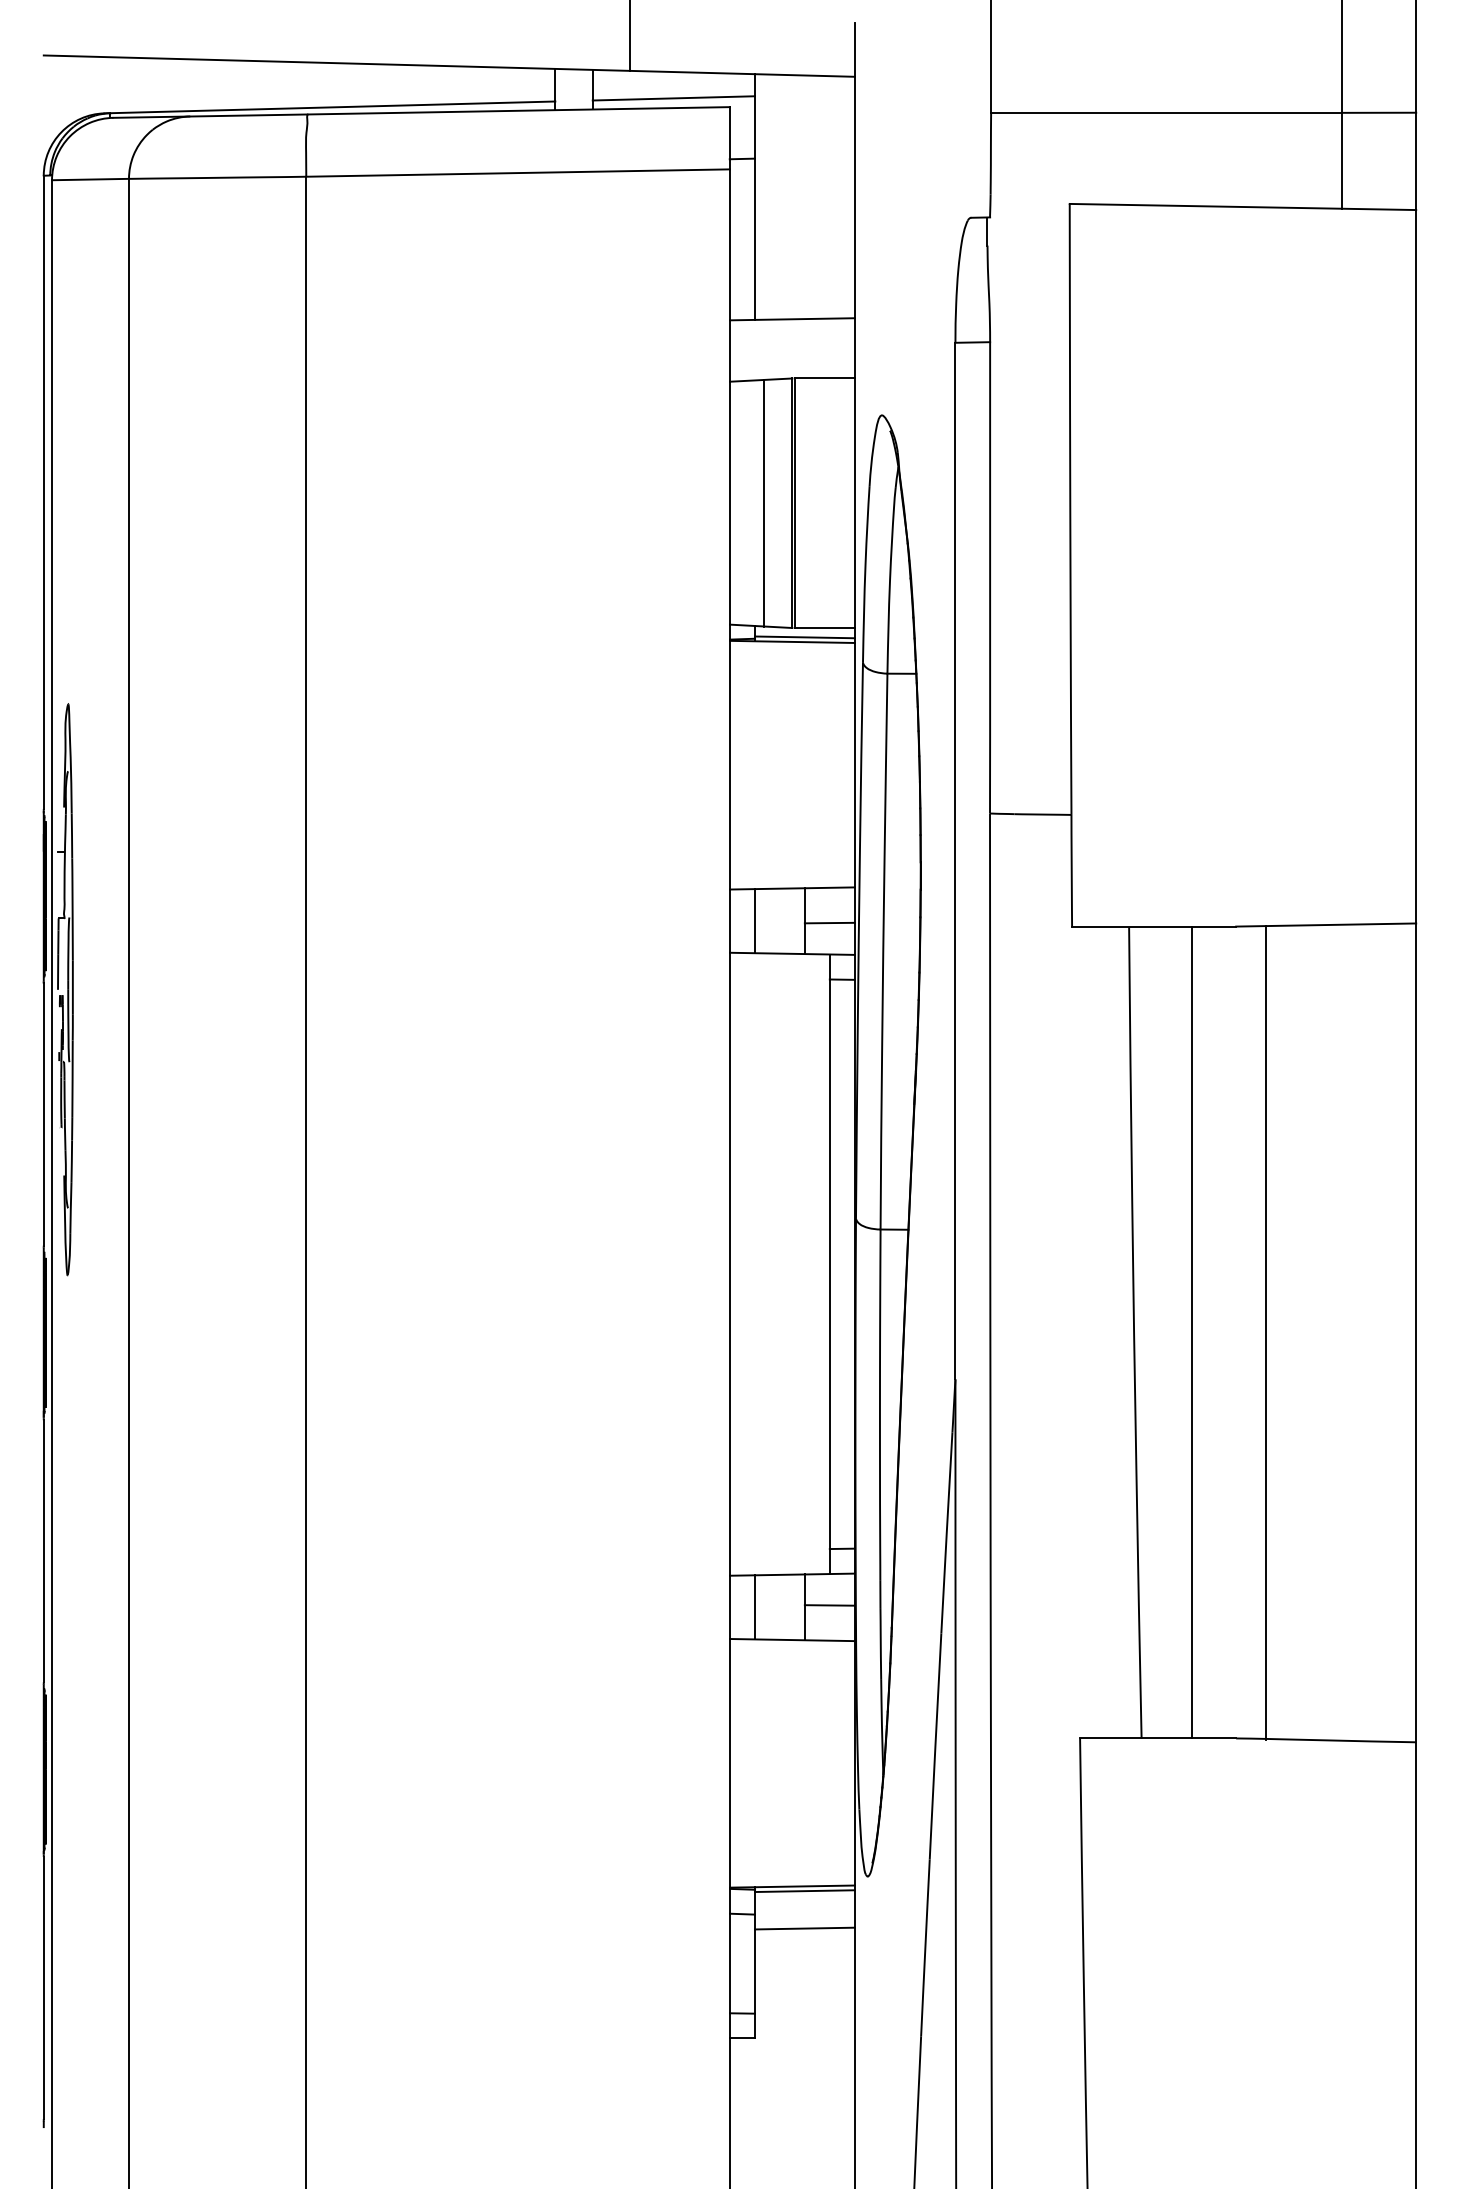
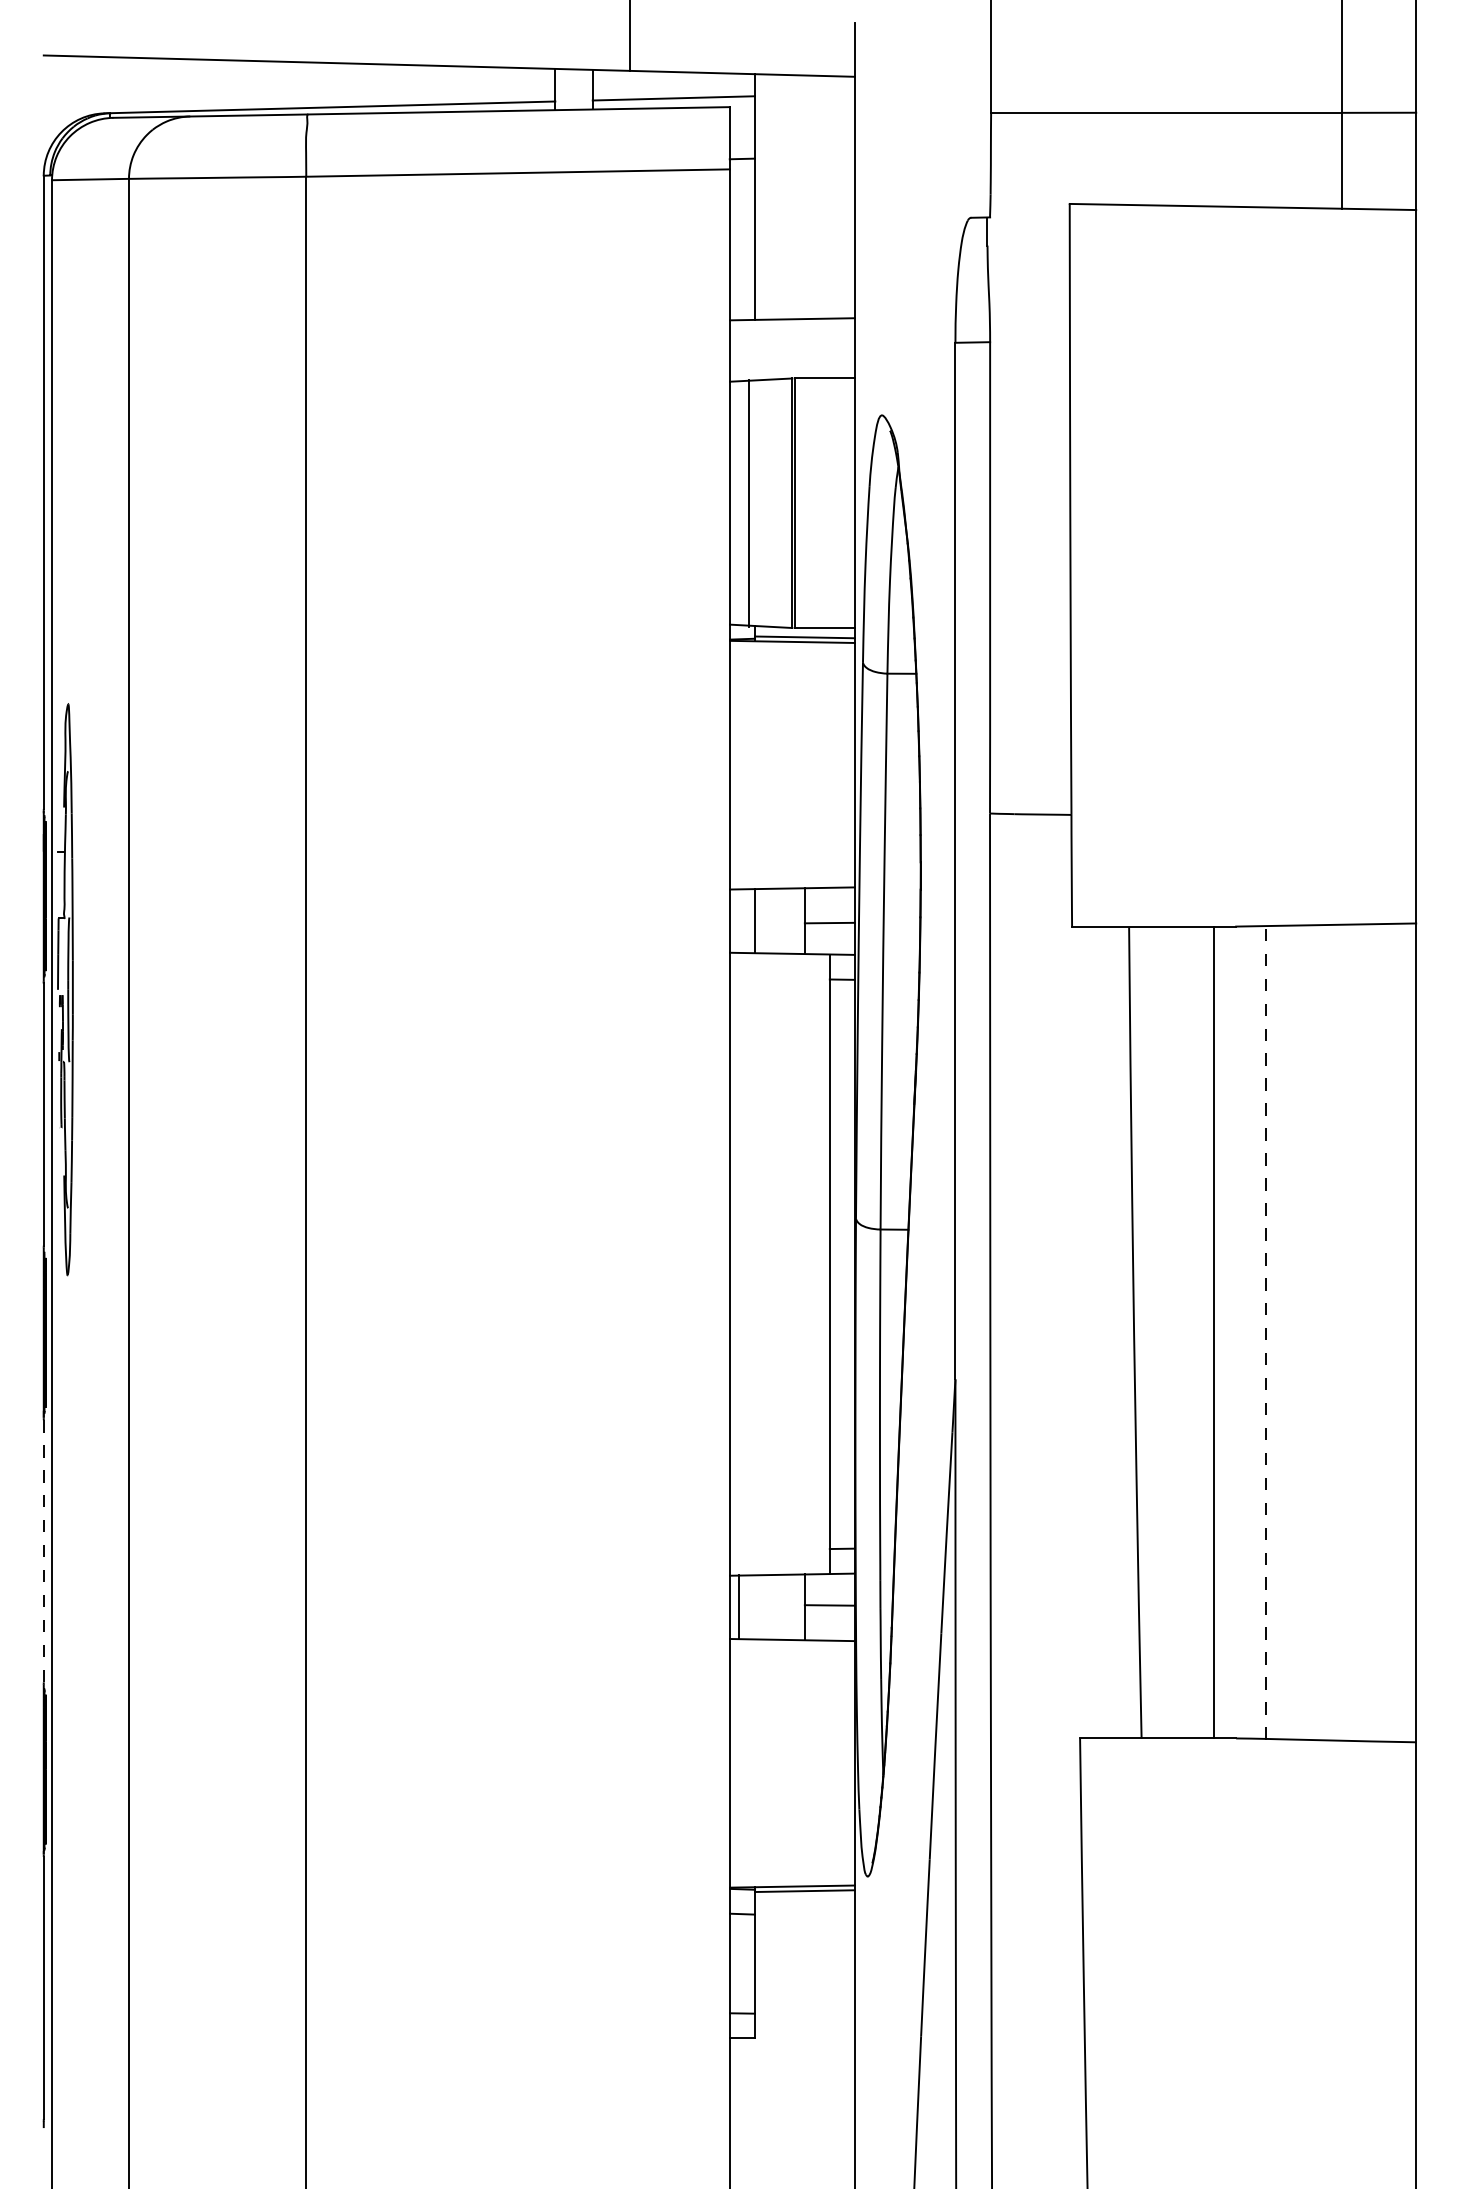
line position: (764, 502) -> (749, 502) (749, 502)
line position: (1191, 1332) -> (1213, 1332) (1213, 1332)
line: solid -> dashed (1265, 1332)
line: solid -> dashed (43, 1551)
line position: (754, 1607) -> (738, 1607) (738, 1607)
line: present -> none (804, 1928)
